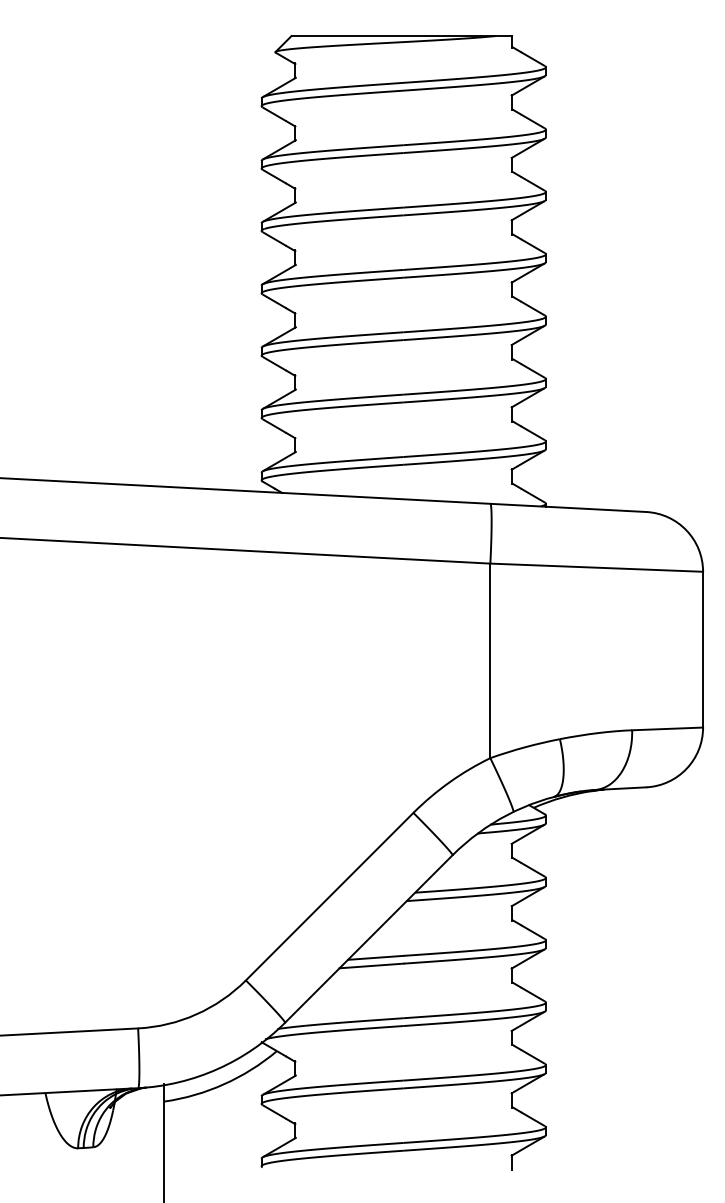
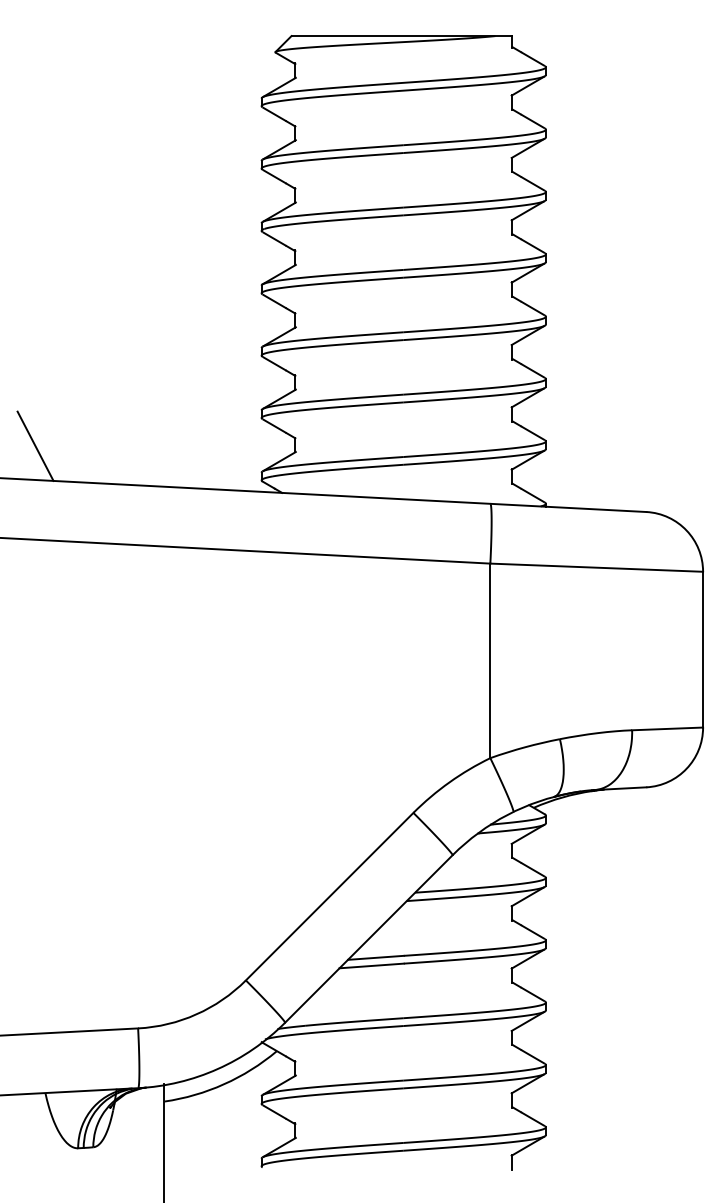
line: none -> present (35, 445)
